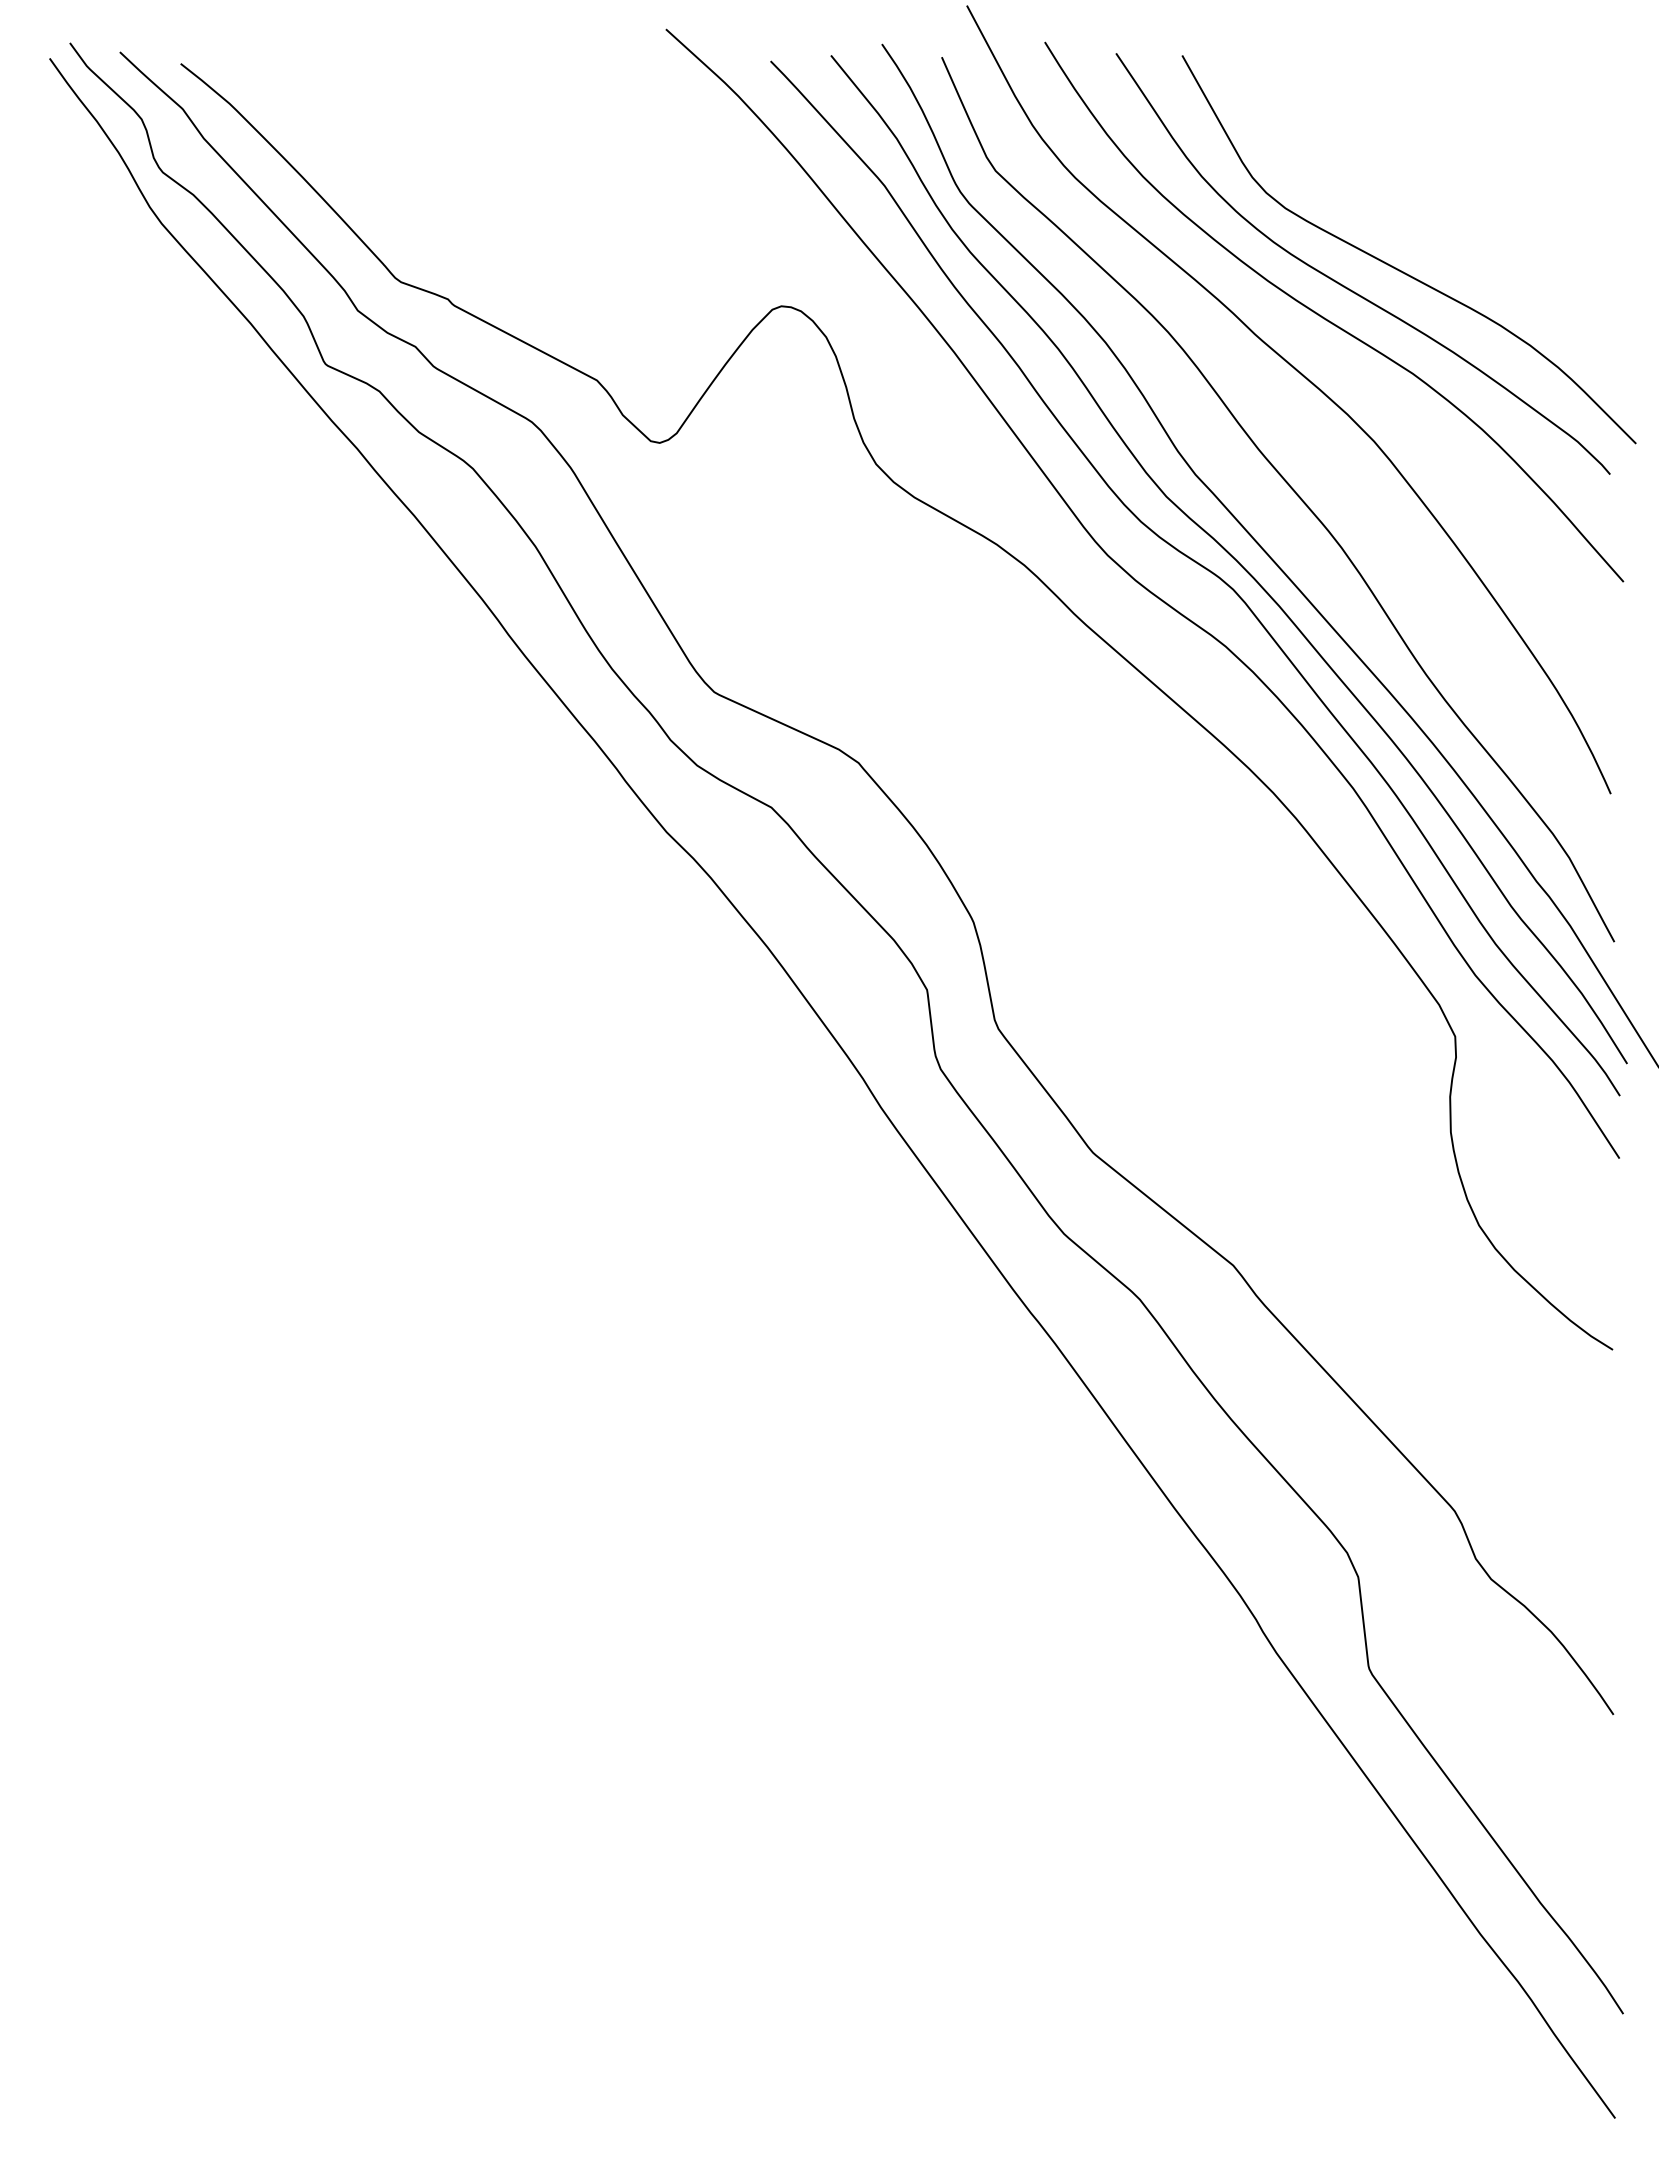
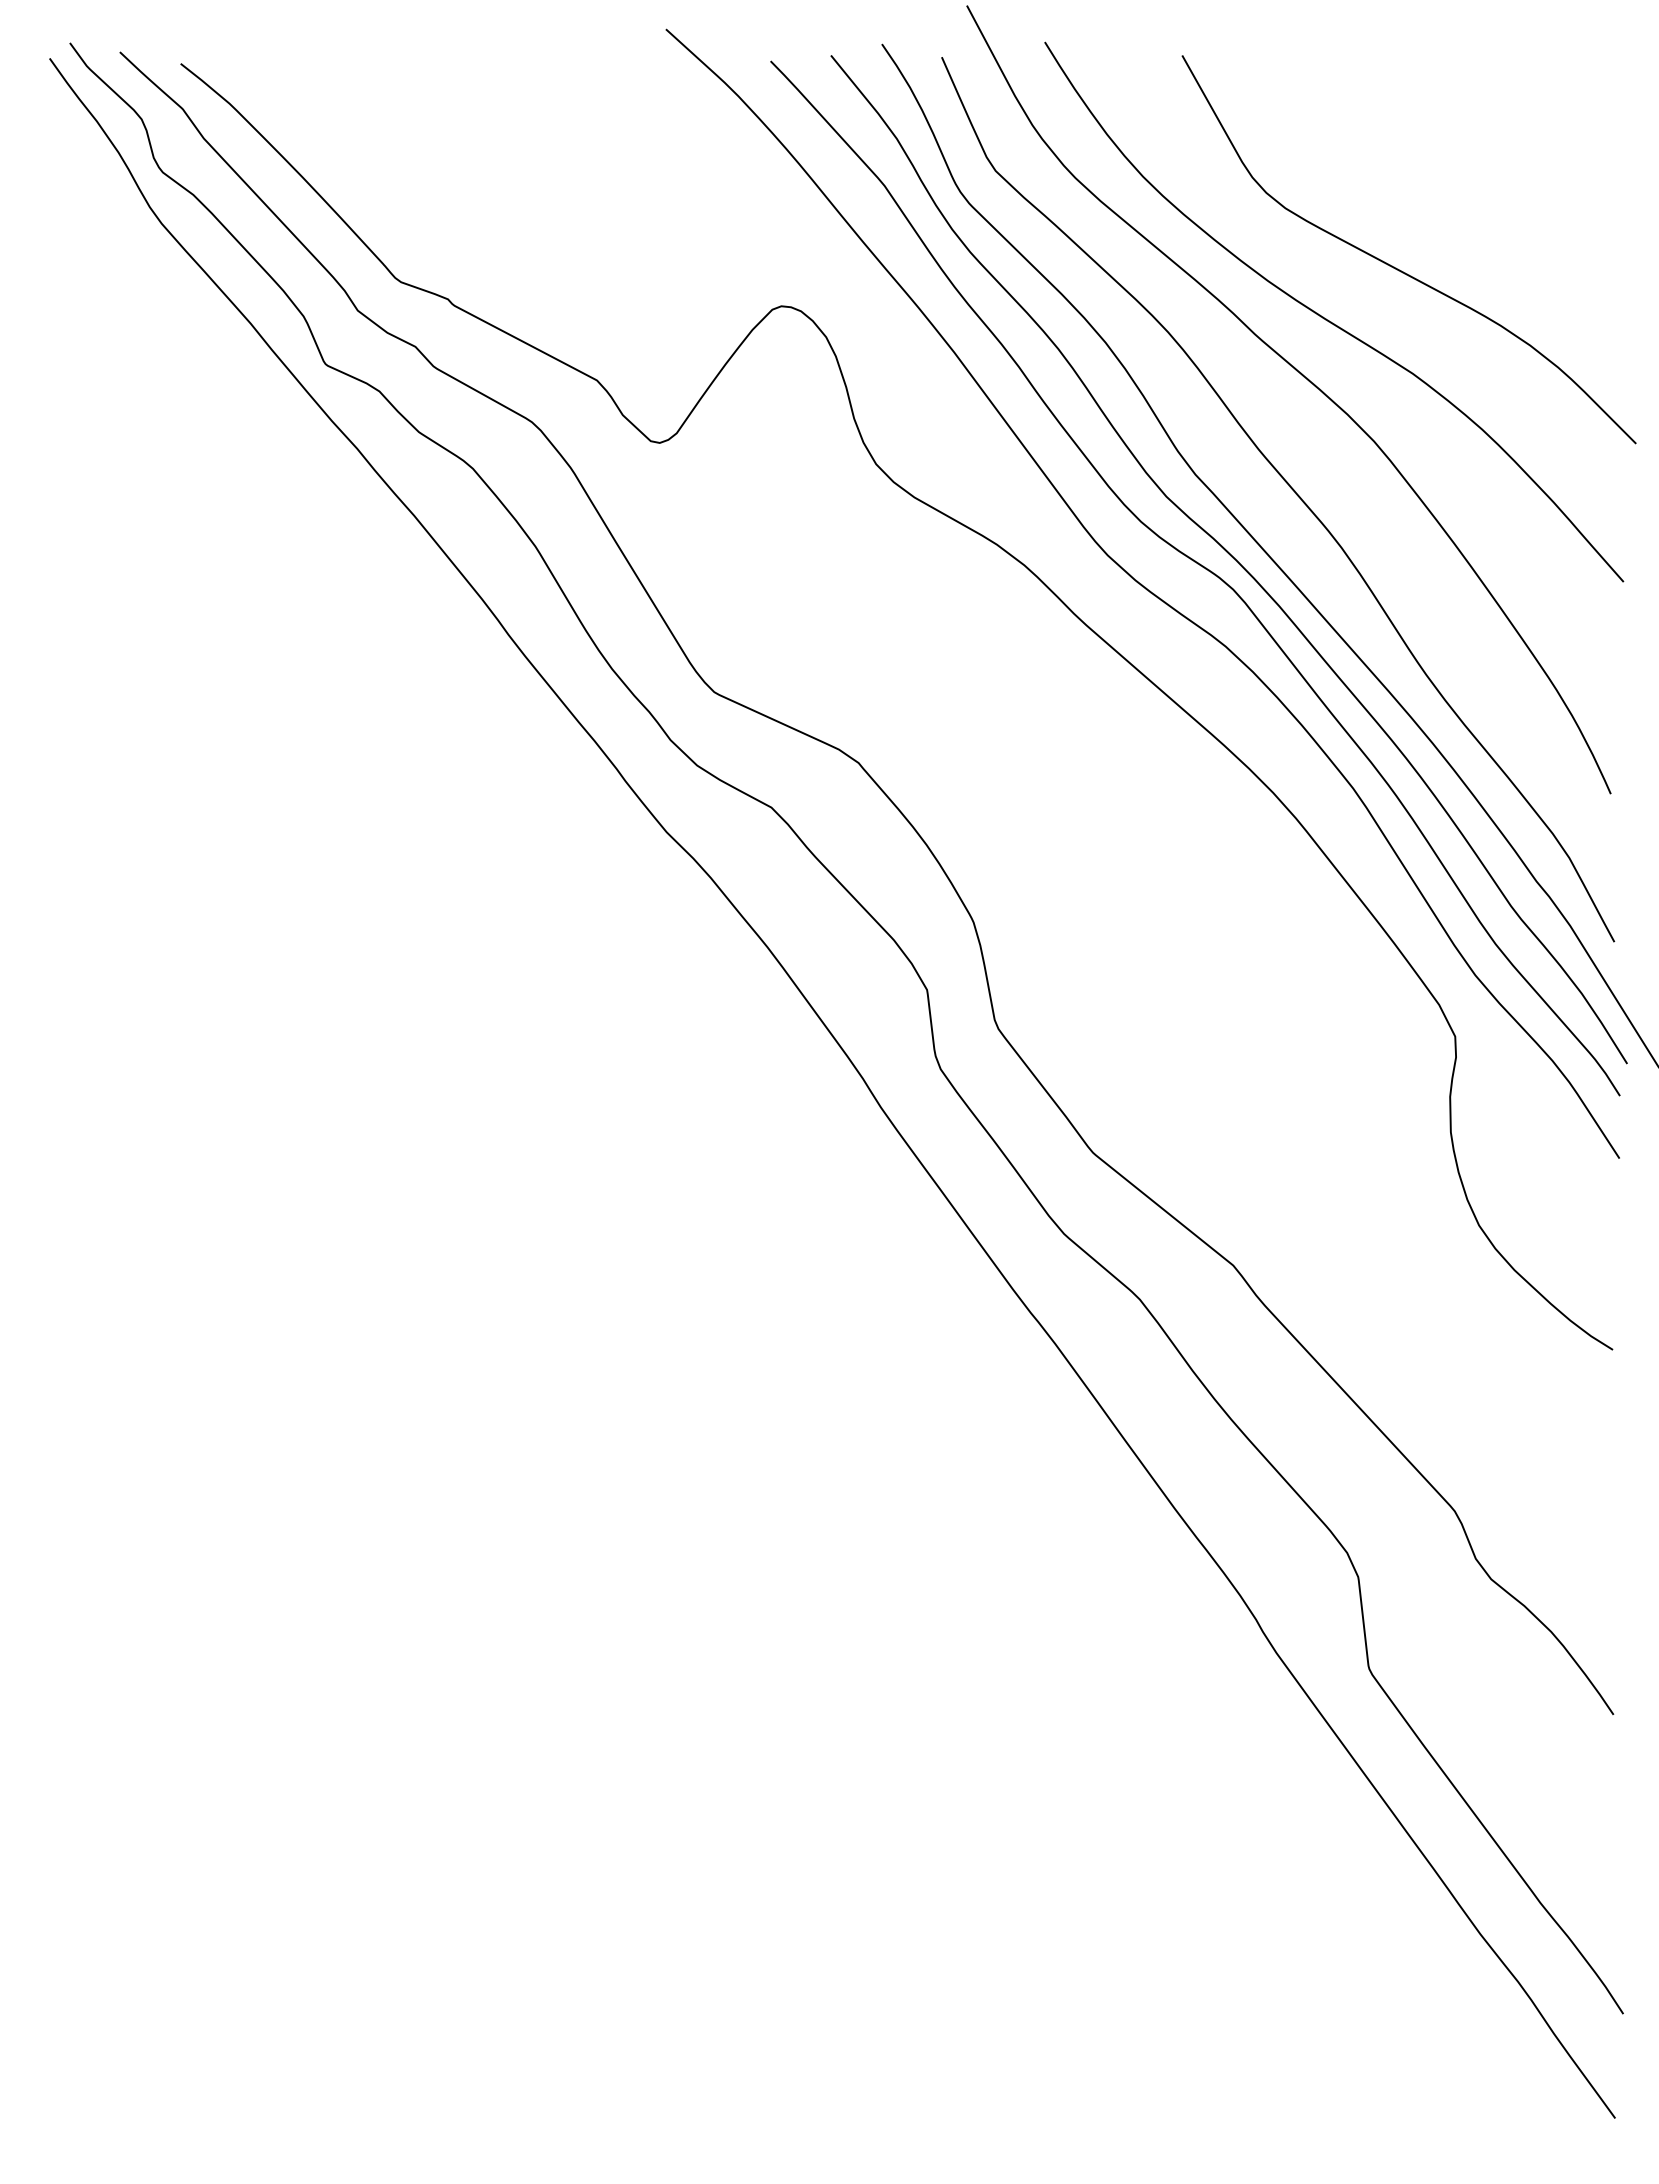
curve: present -> none (1346, 286)
